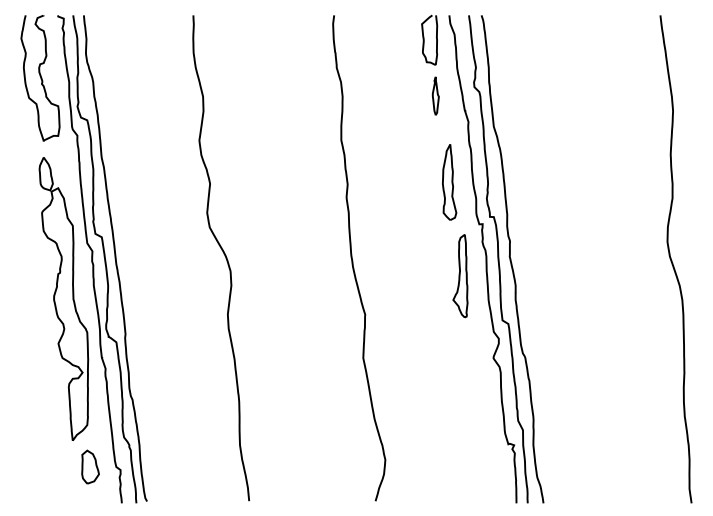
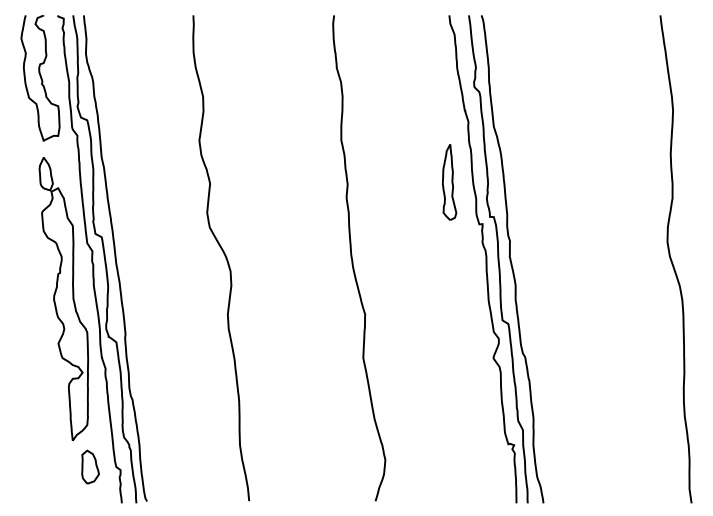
part: present -> none (429, 39)
part: present -> none (435, 95)
part: present -> none (460, 276)
